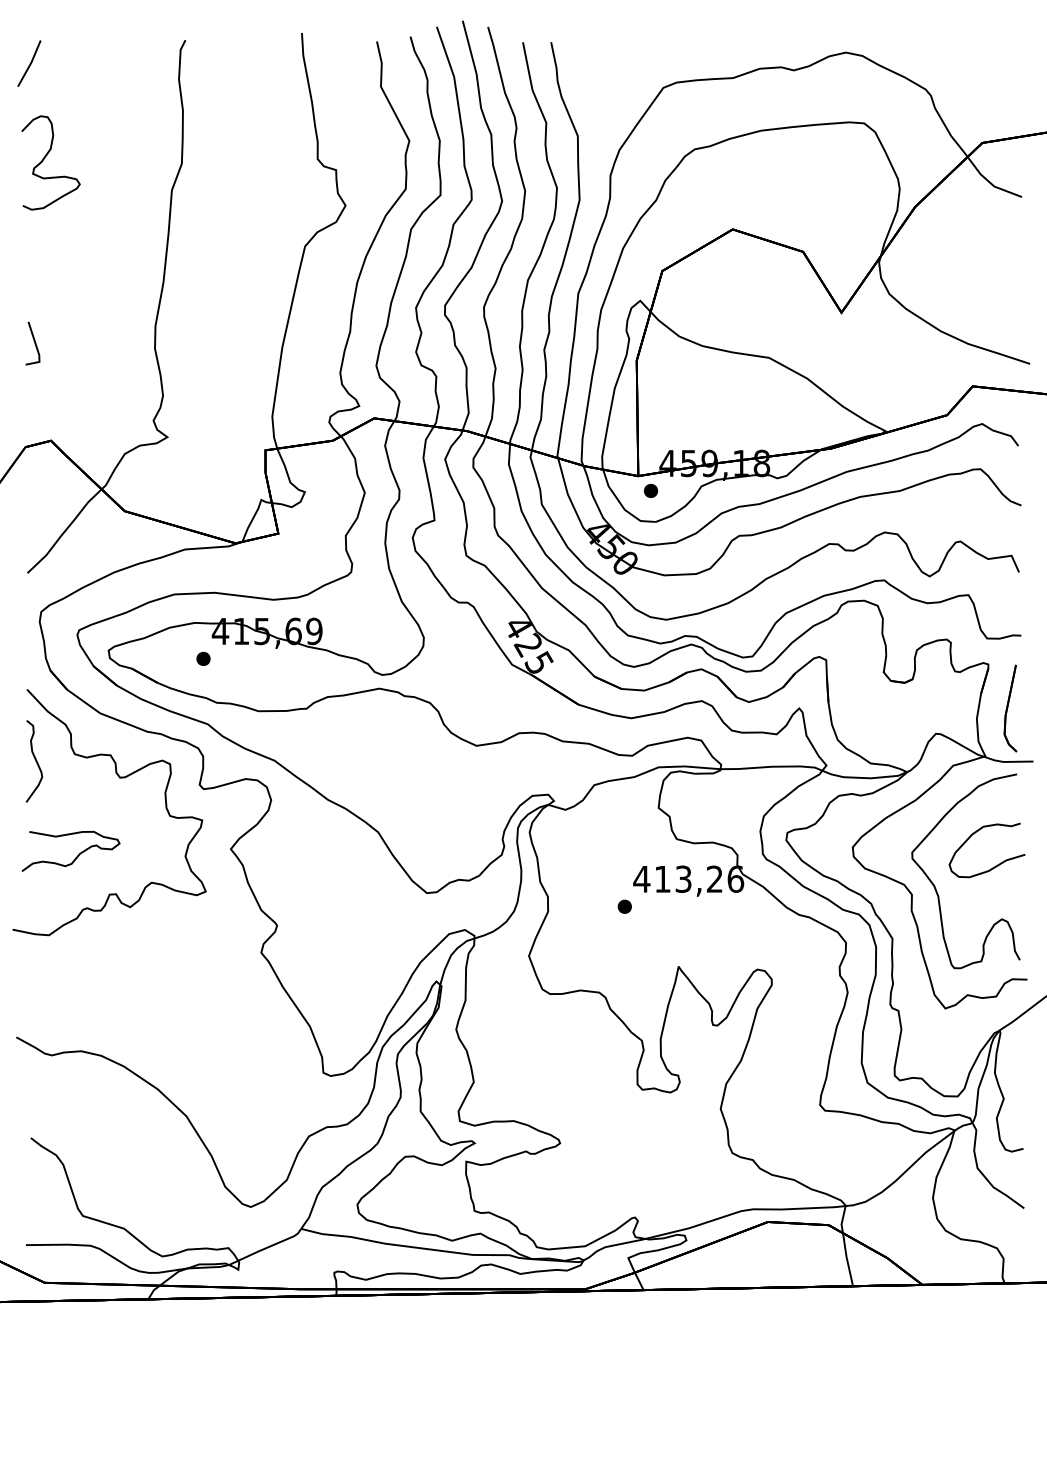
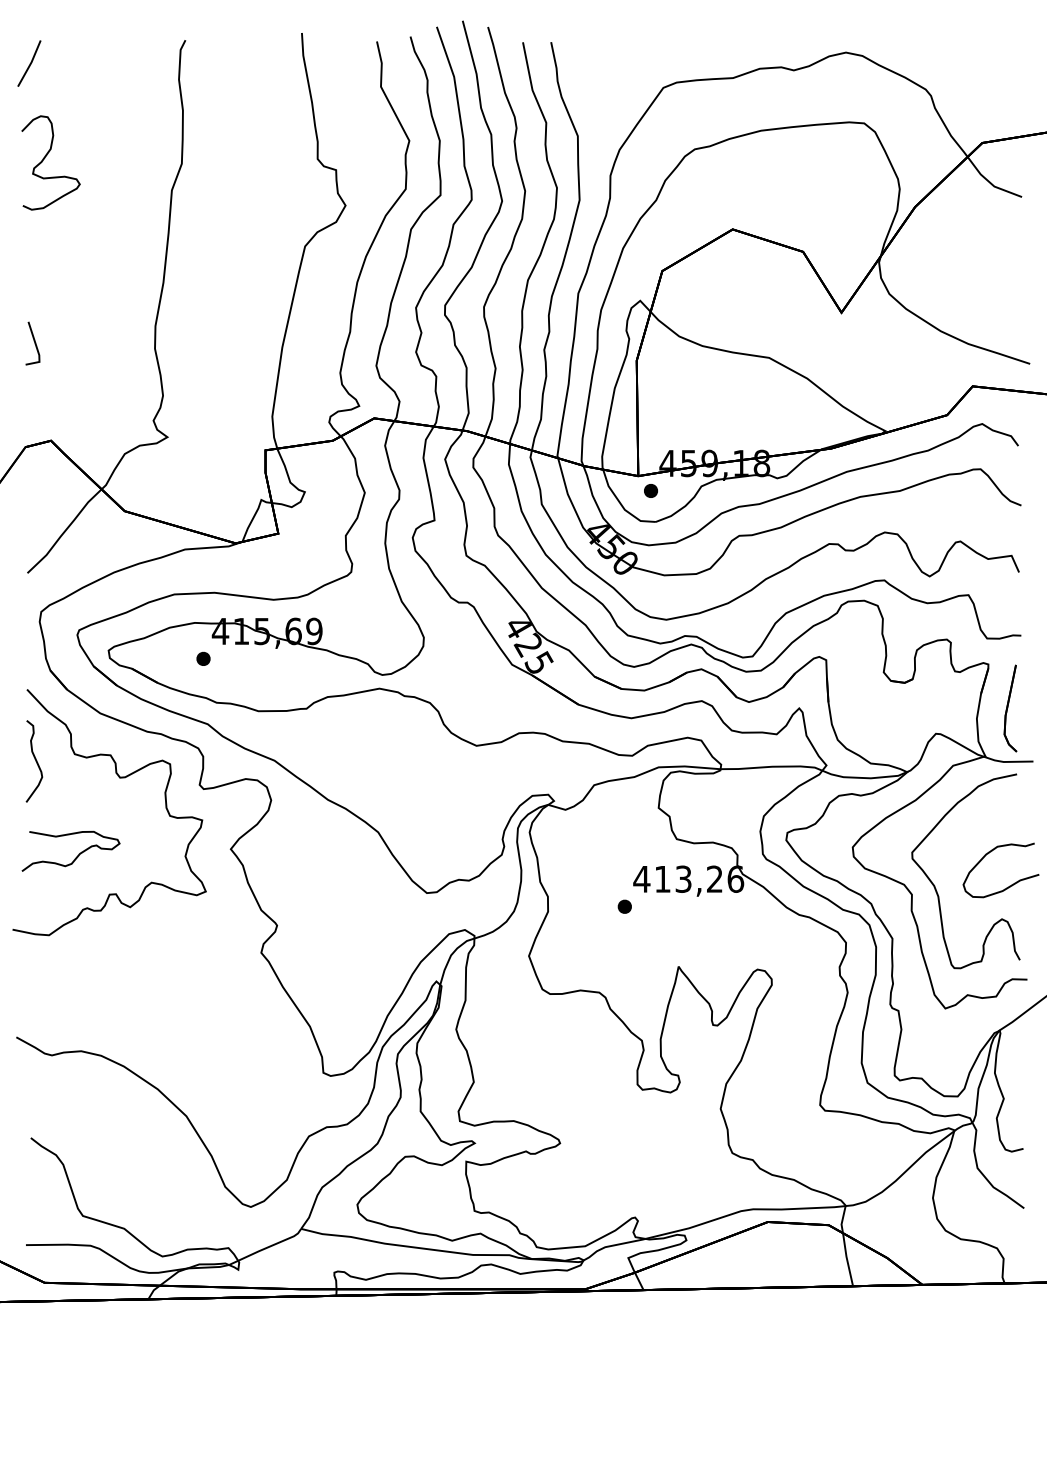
curve position: (995, 865) -> (1009, 885) (1009, 885)
